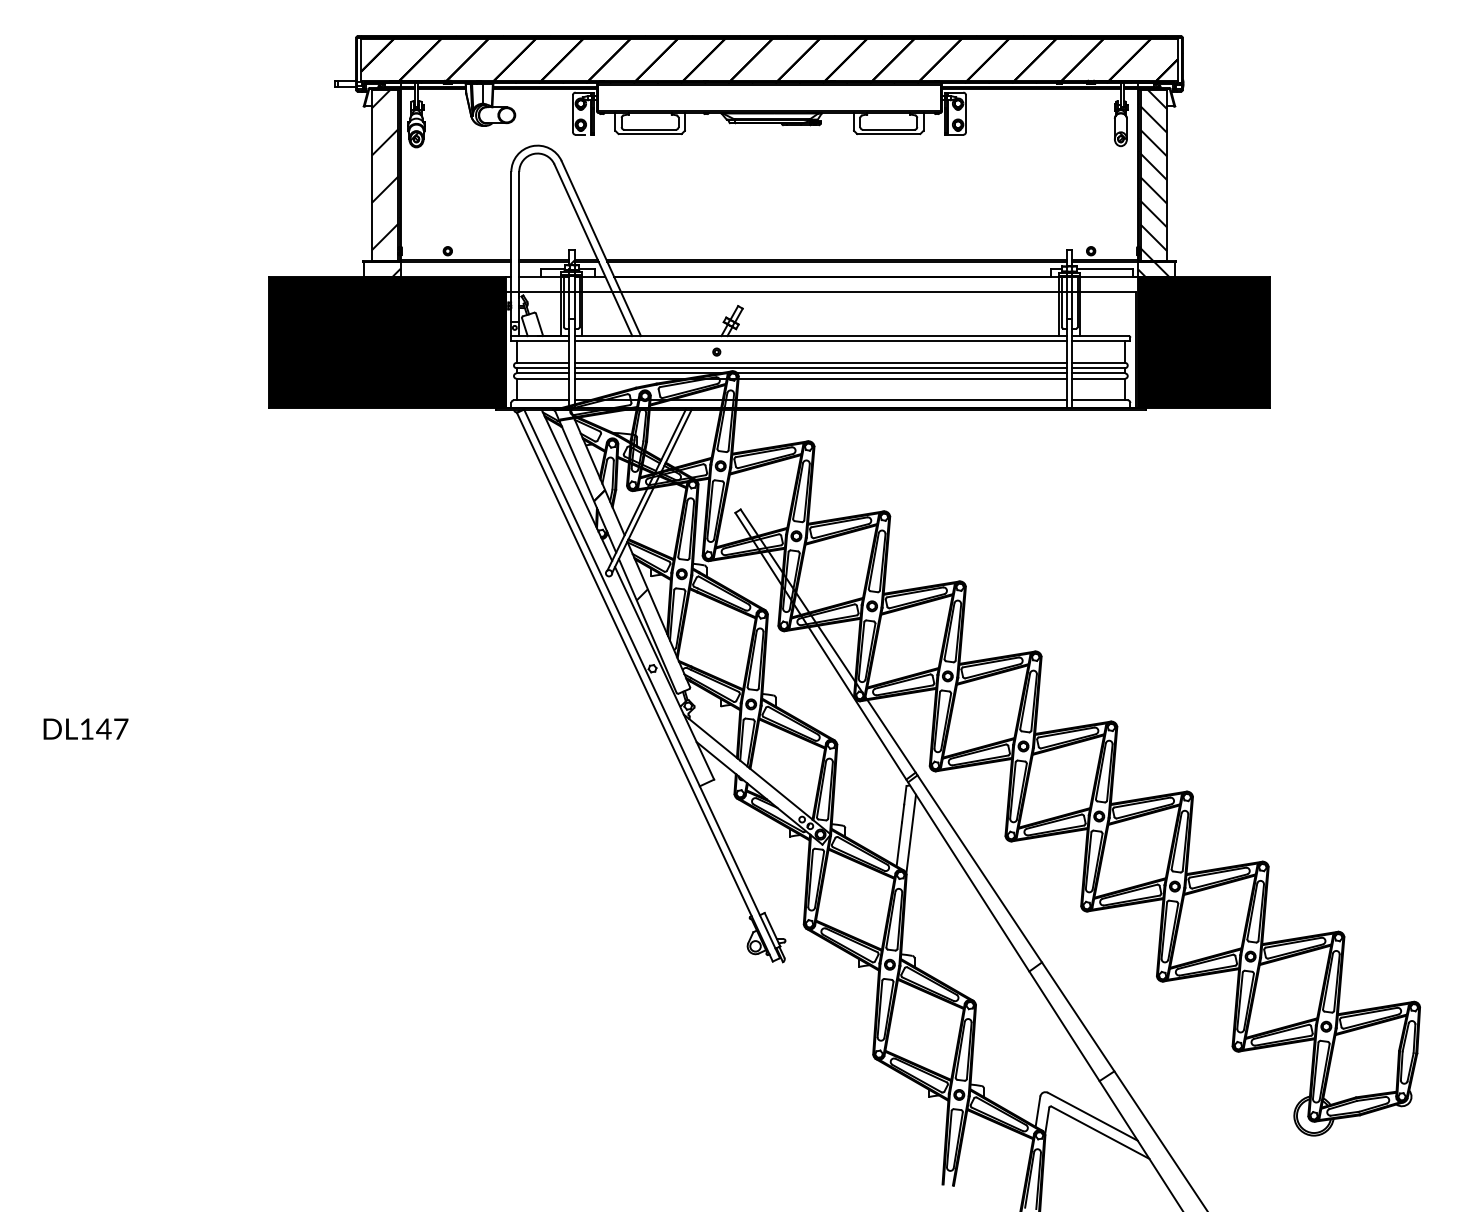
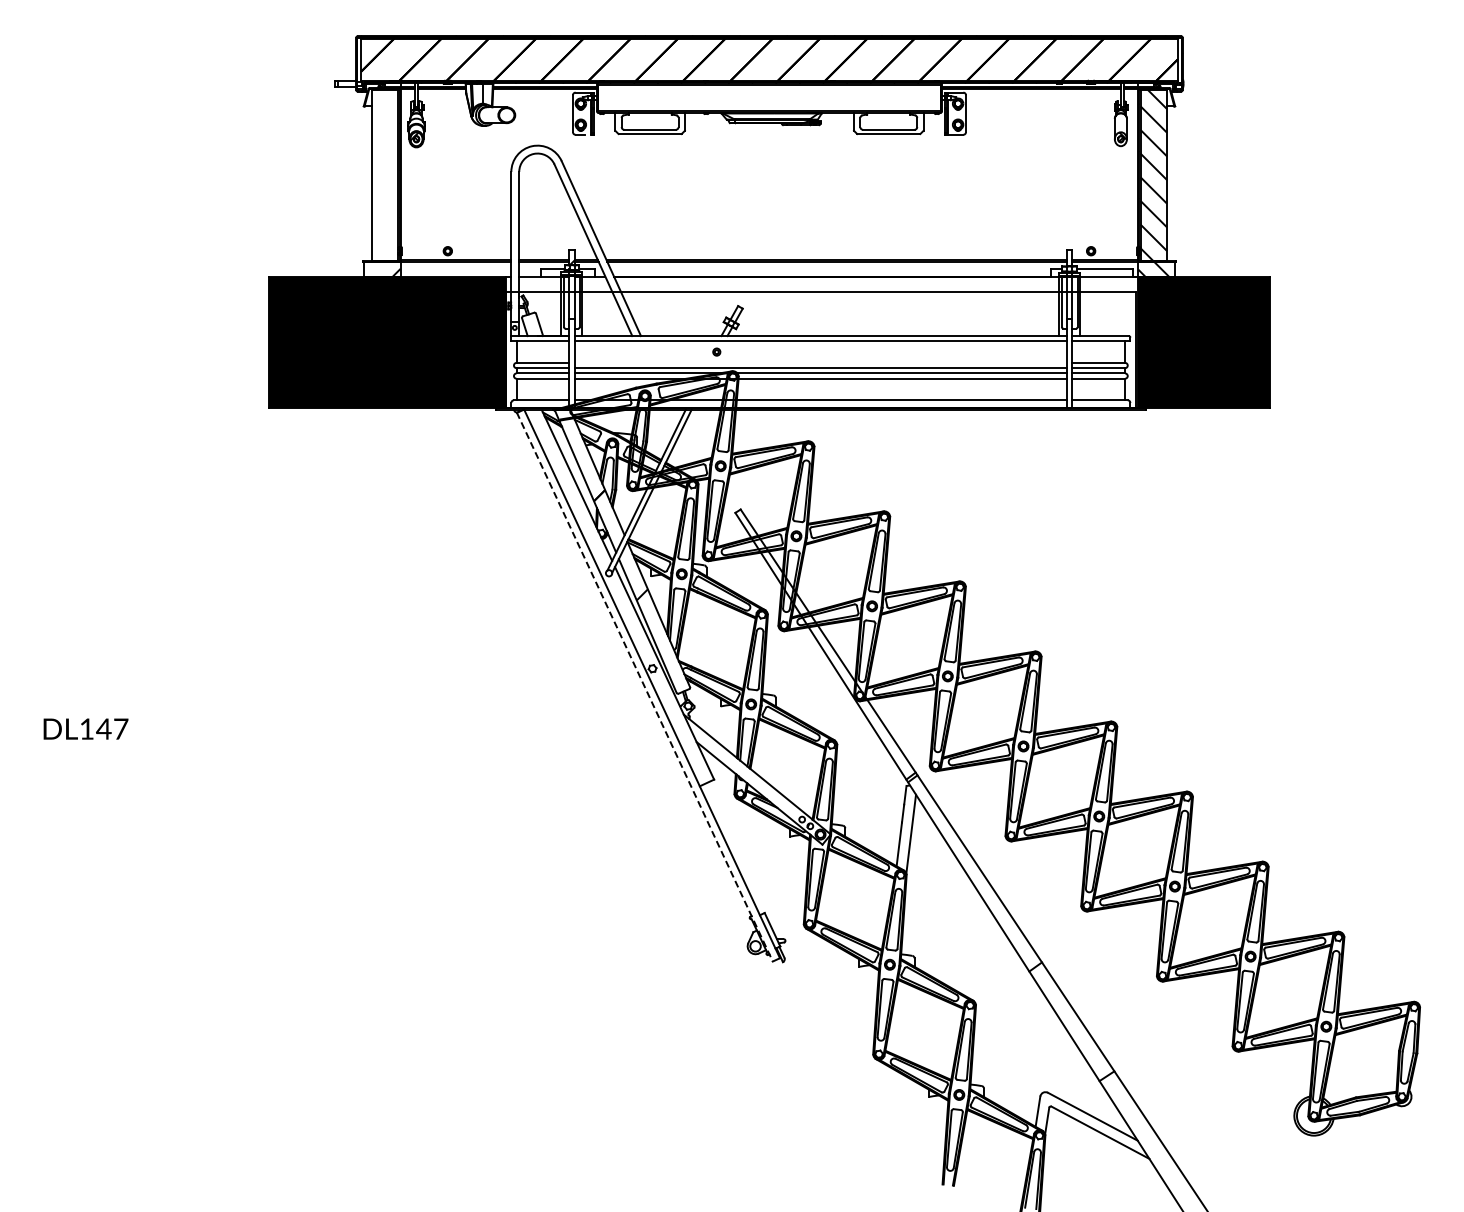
hatch: present -> none (384, 170)
line: present -> none (820, 362)
line: solid -> dashed (644, 686)
